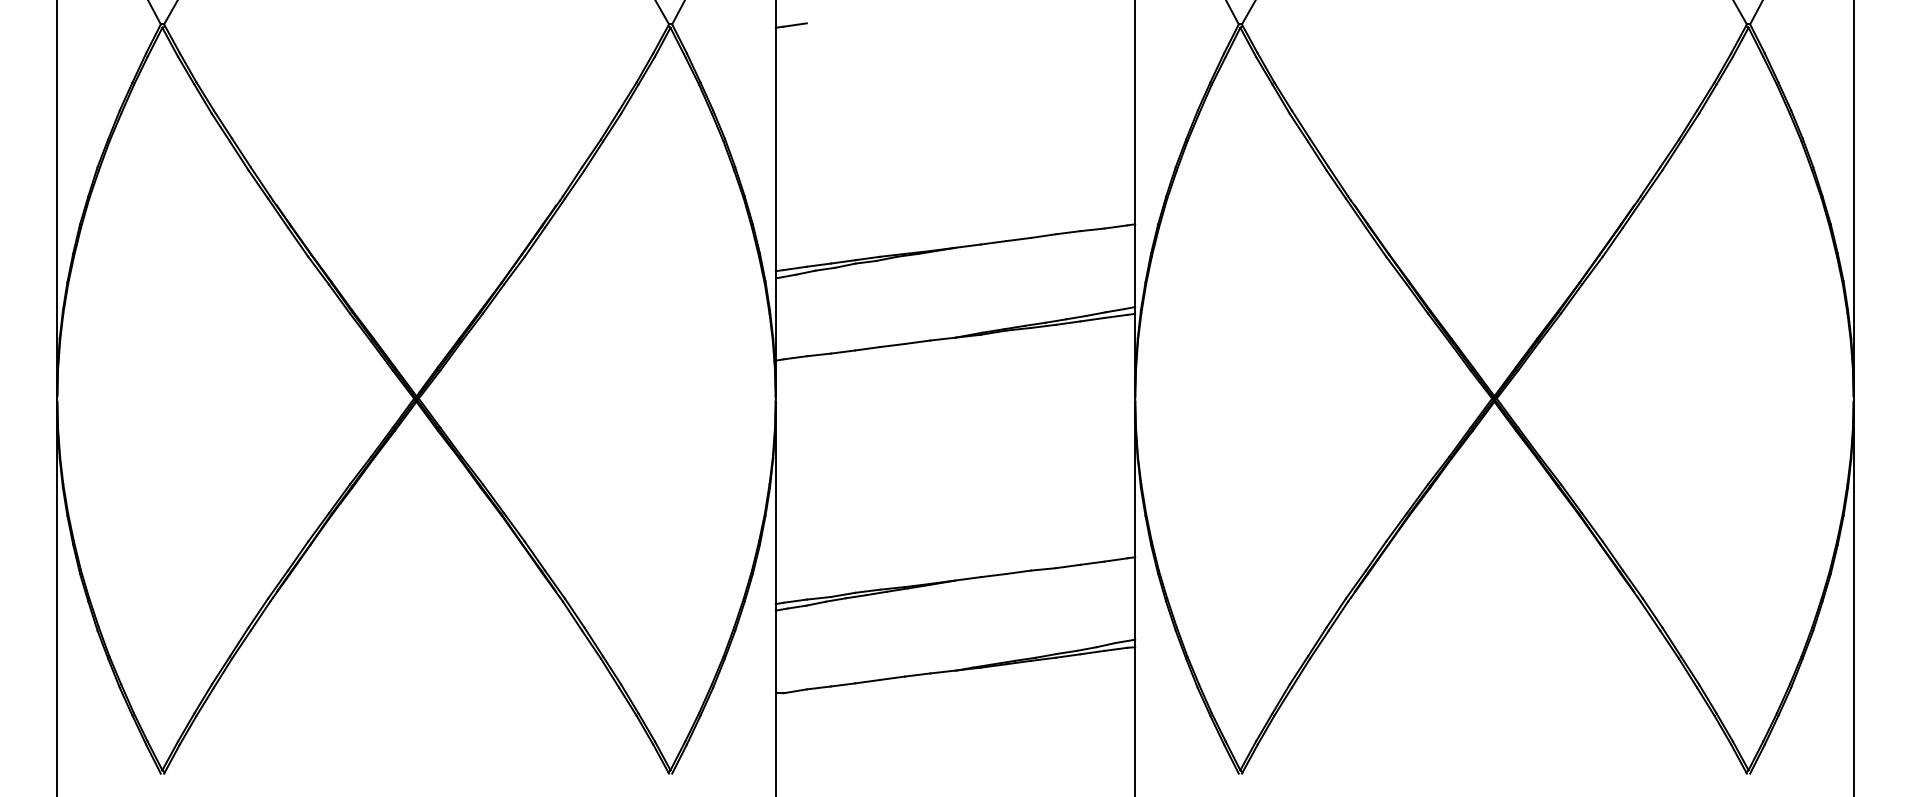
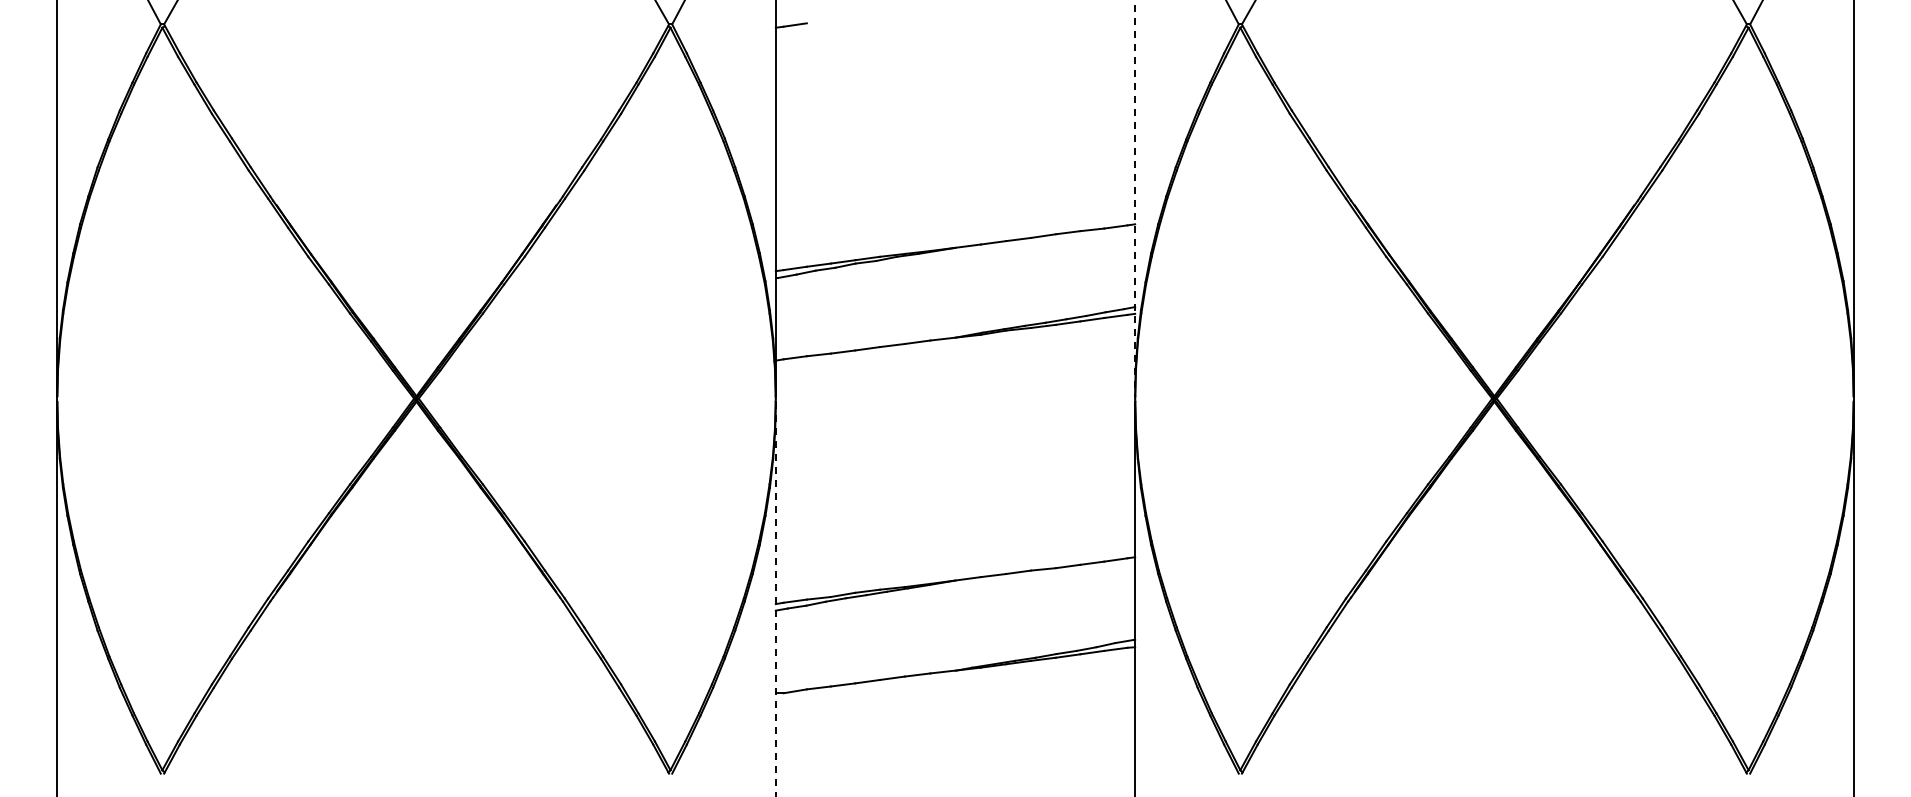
line: solid -> dashed (1135, 198)
line: solid -> dashed (775, 599)
